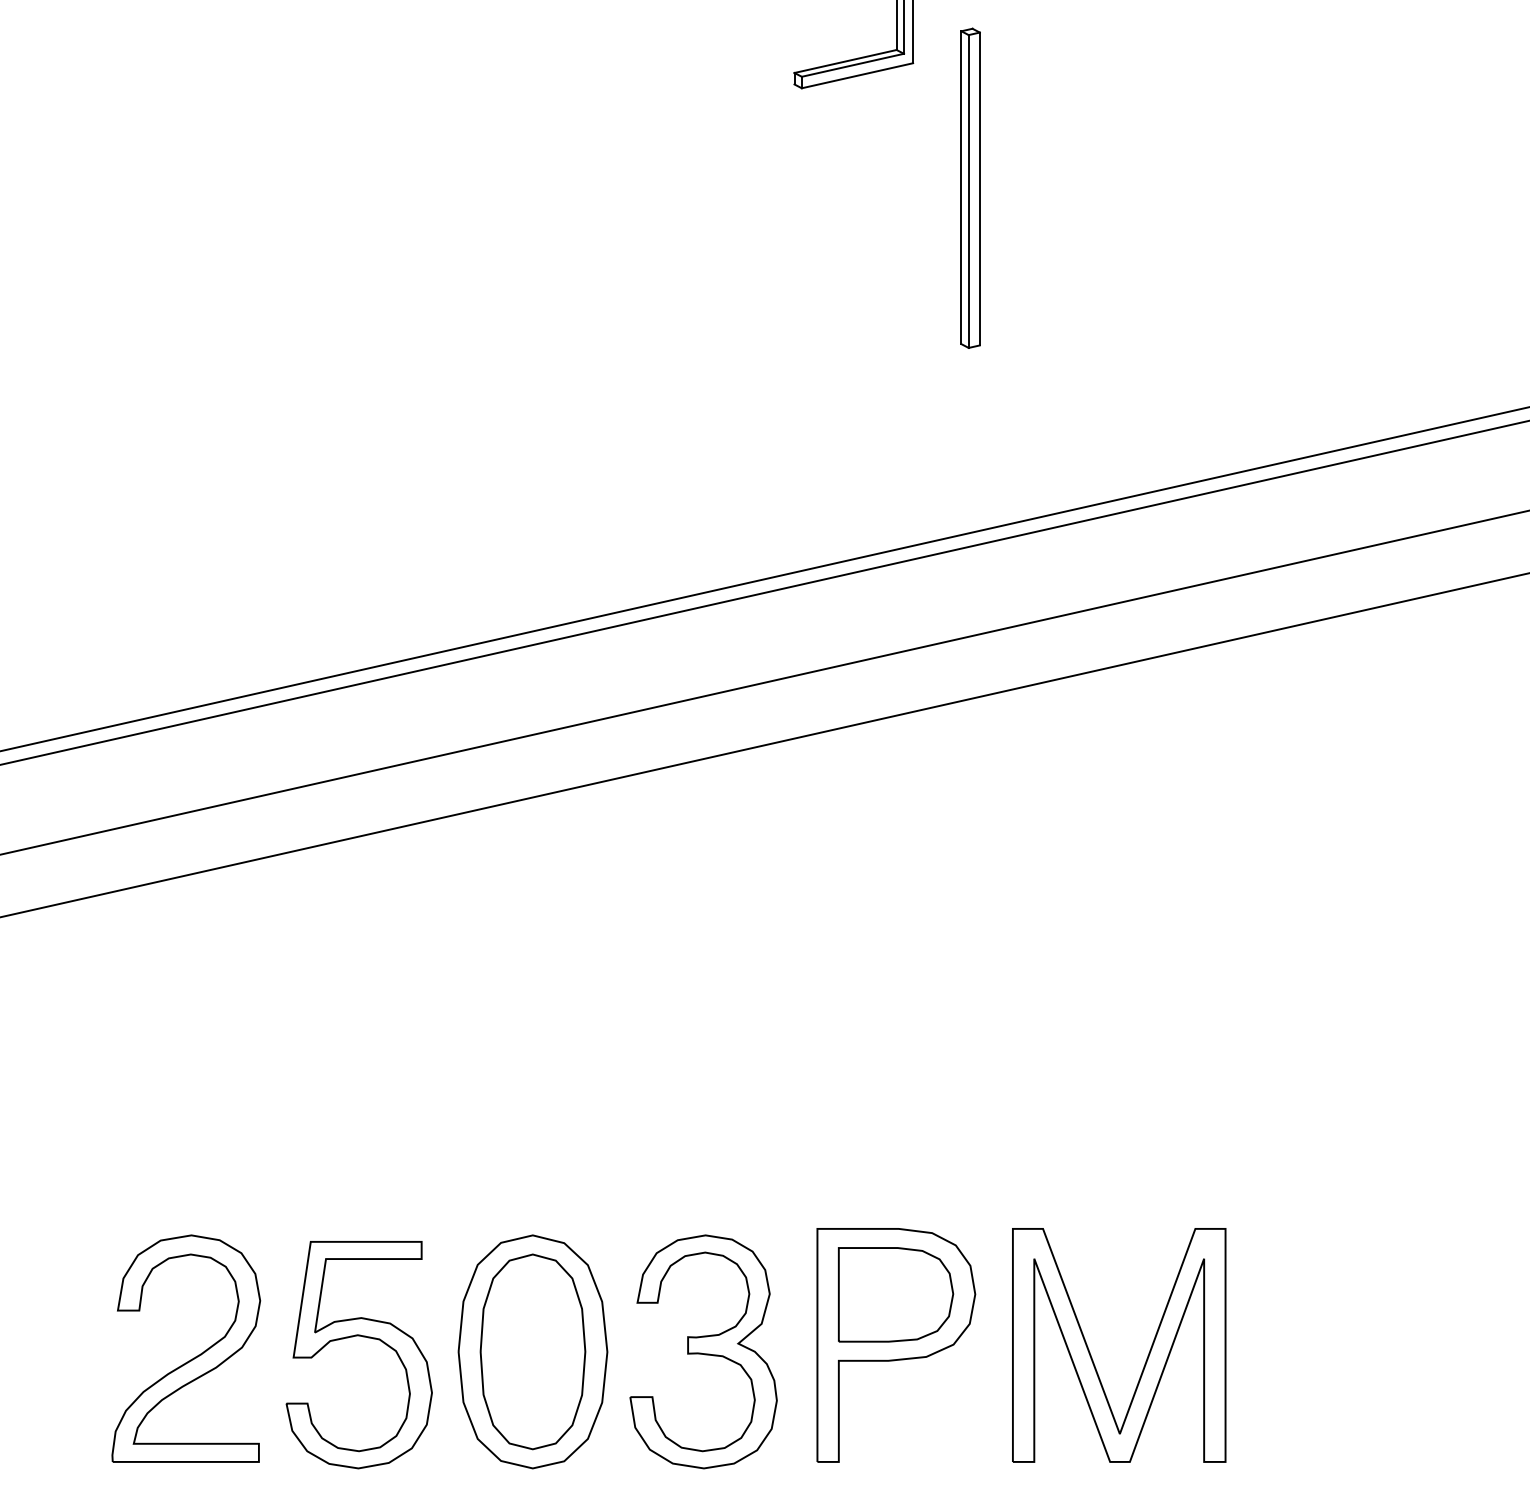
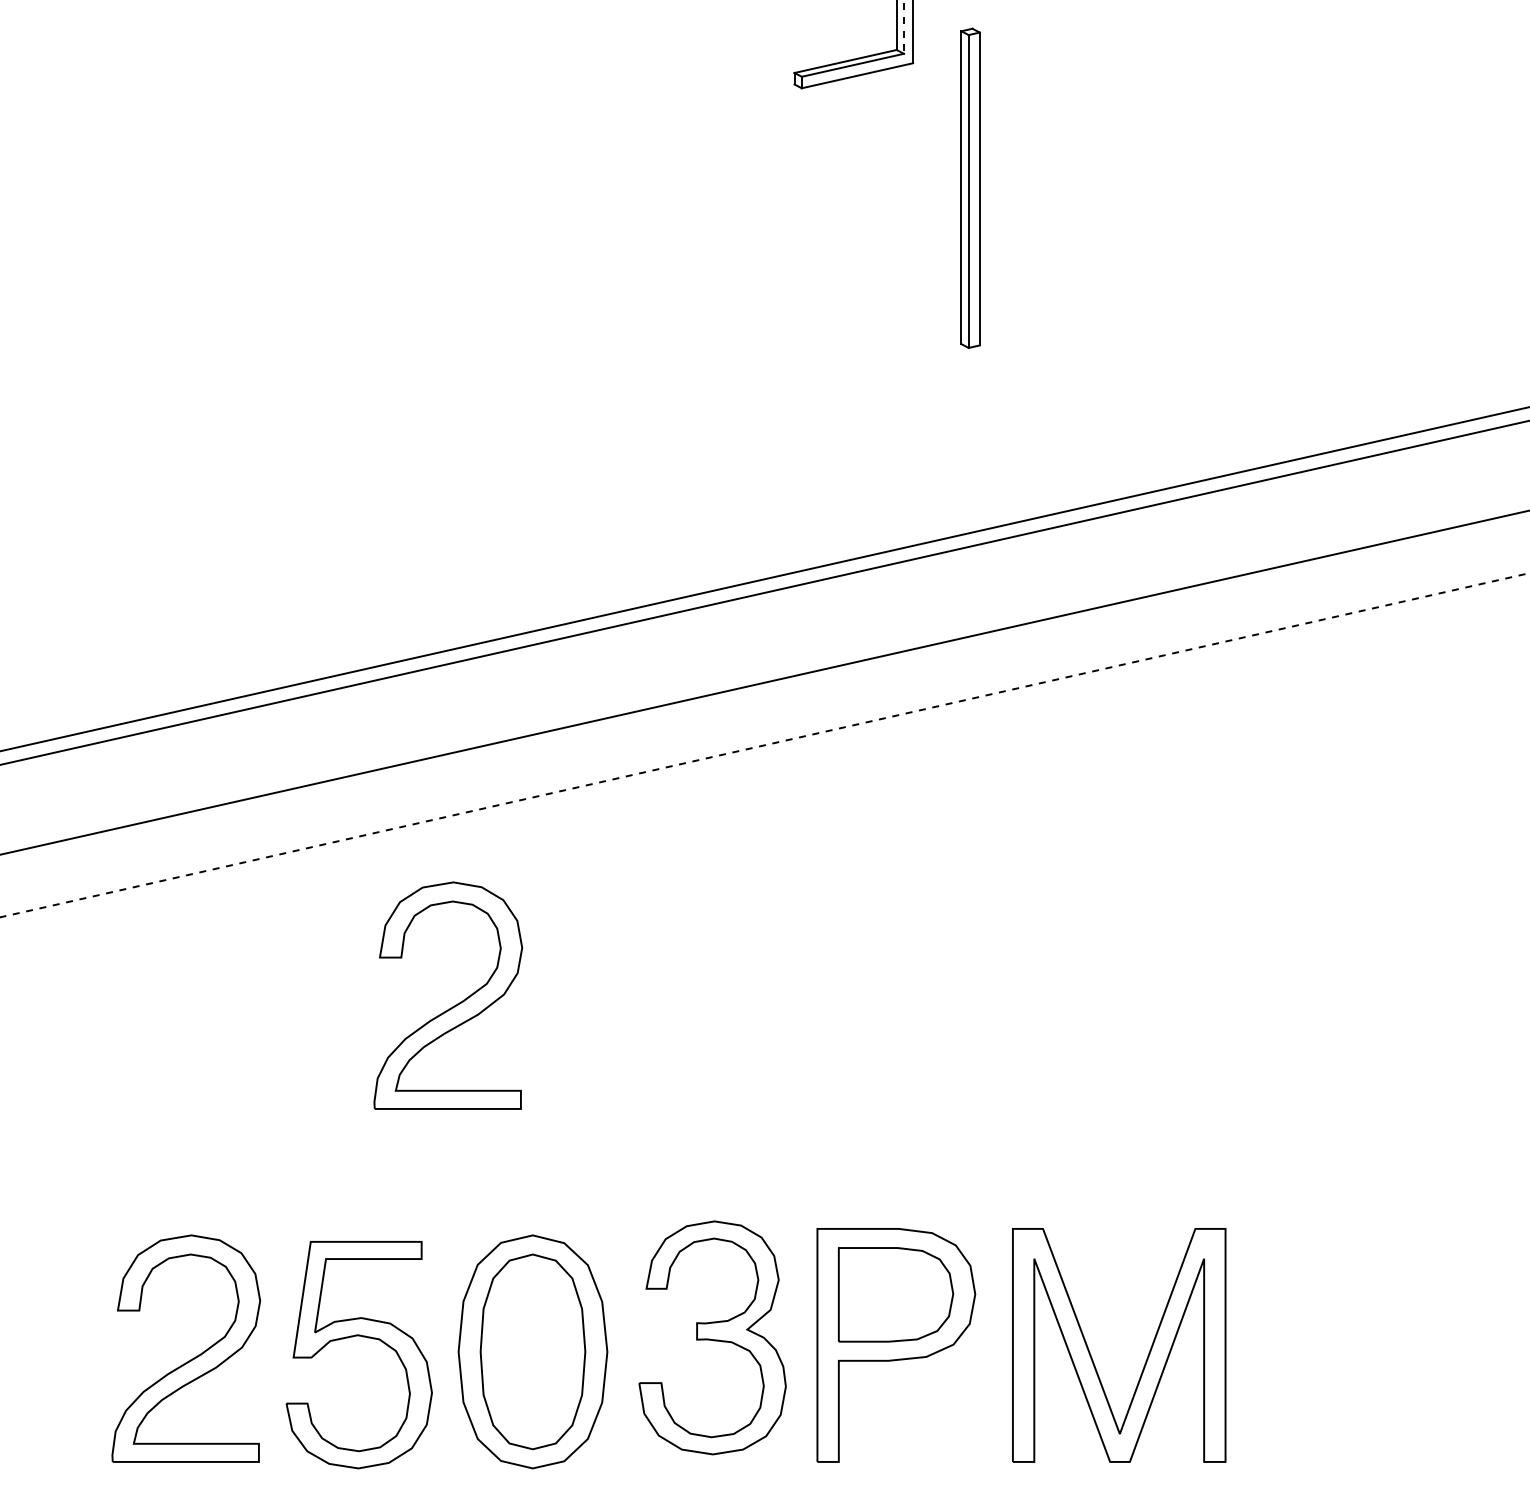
line: solid -> dashed (903, 27)
line: solid -> dashed (765, 745)
part: none -> present (455, 1004)
part position: (703, 1351) -> (712, 1337) (712, 1337)
